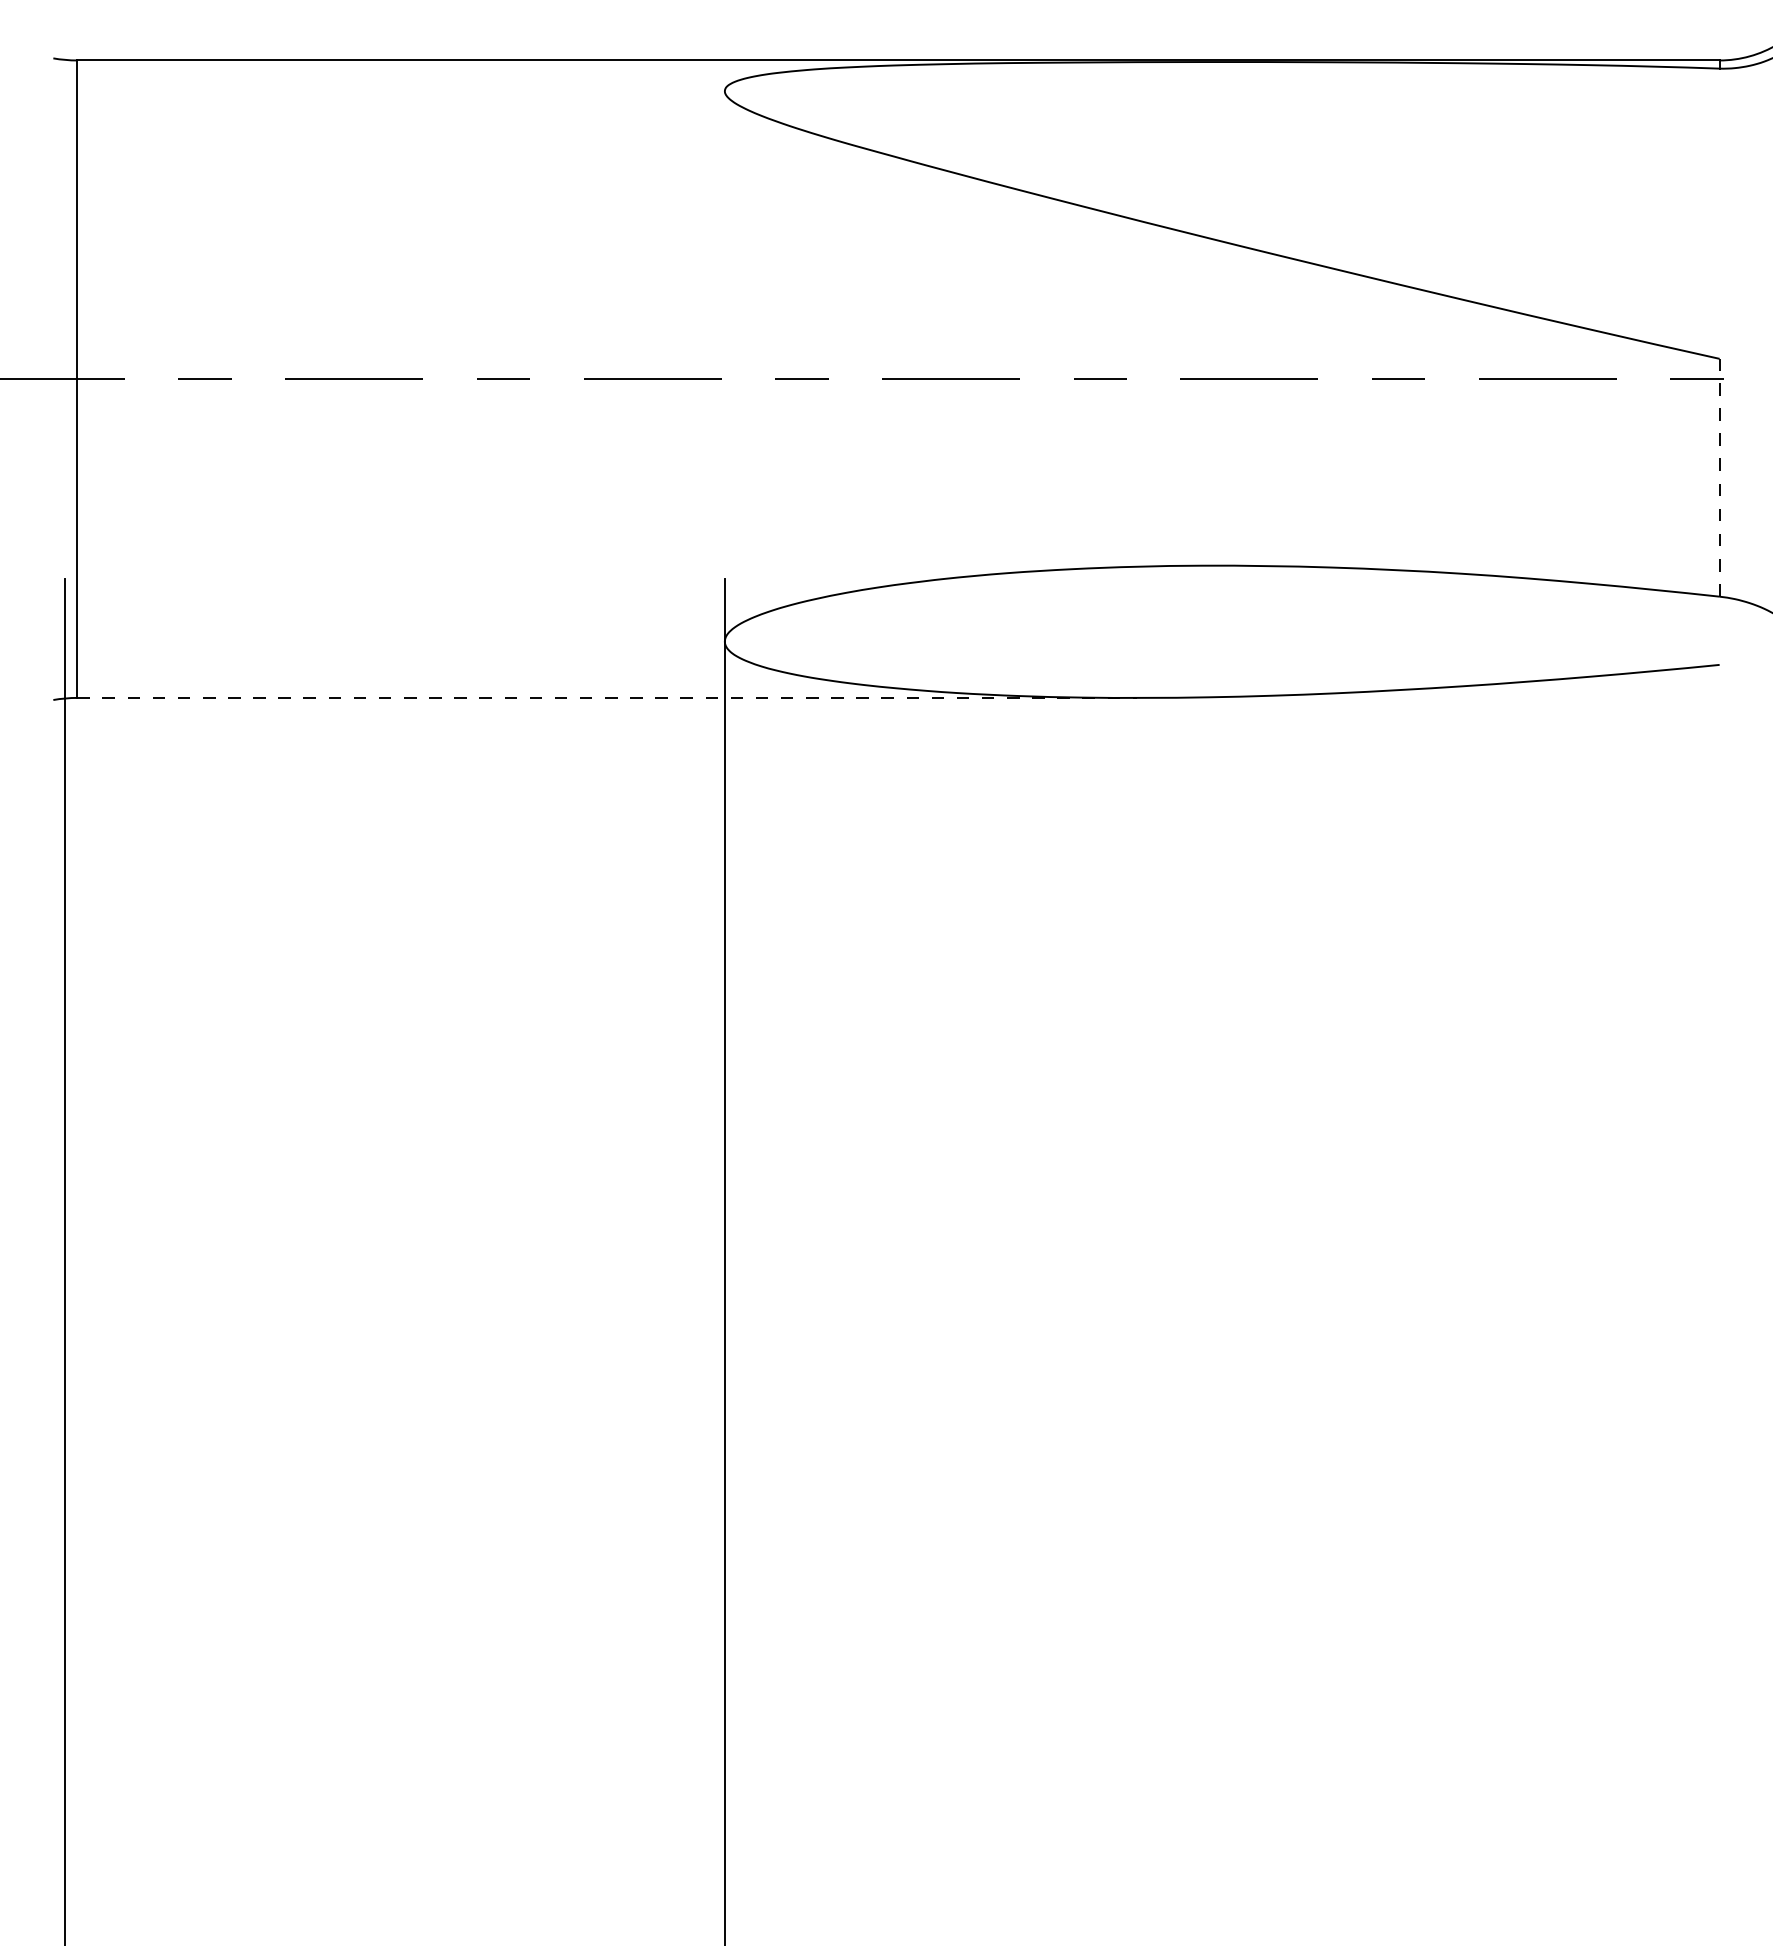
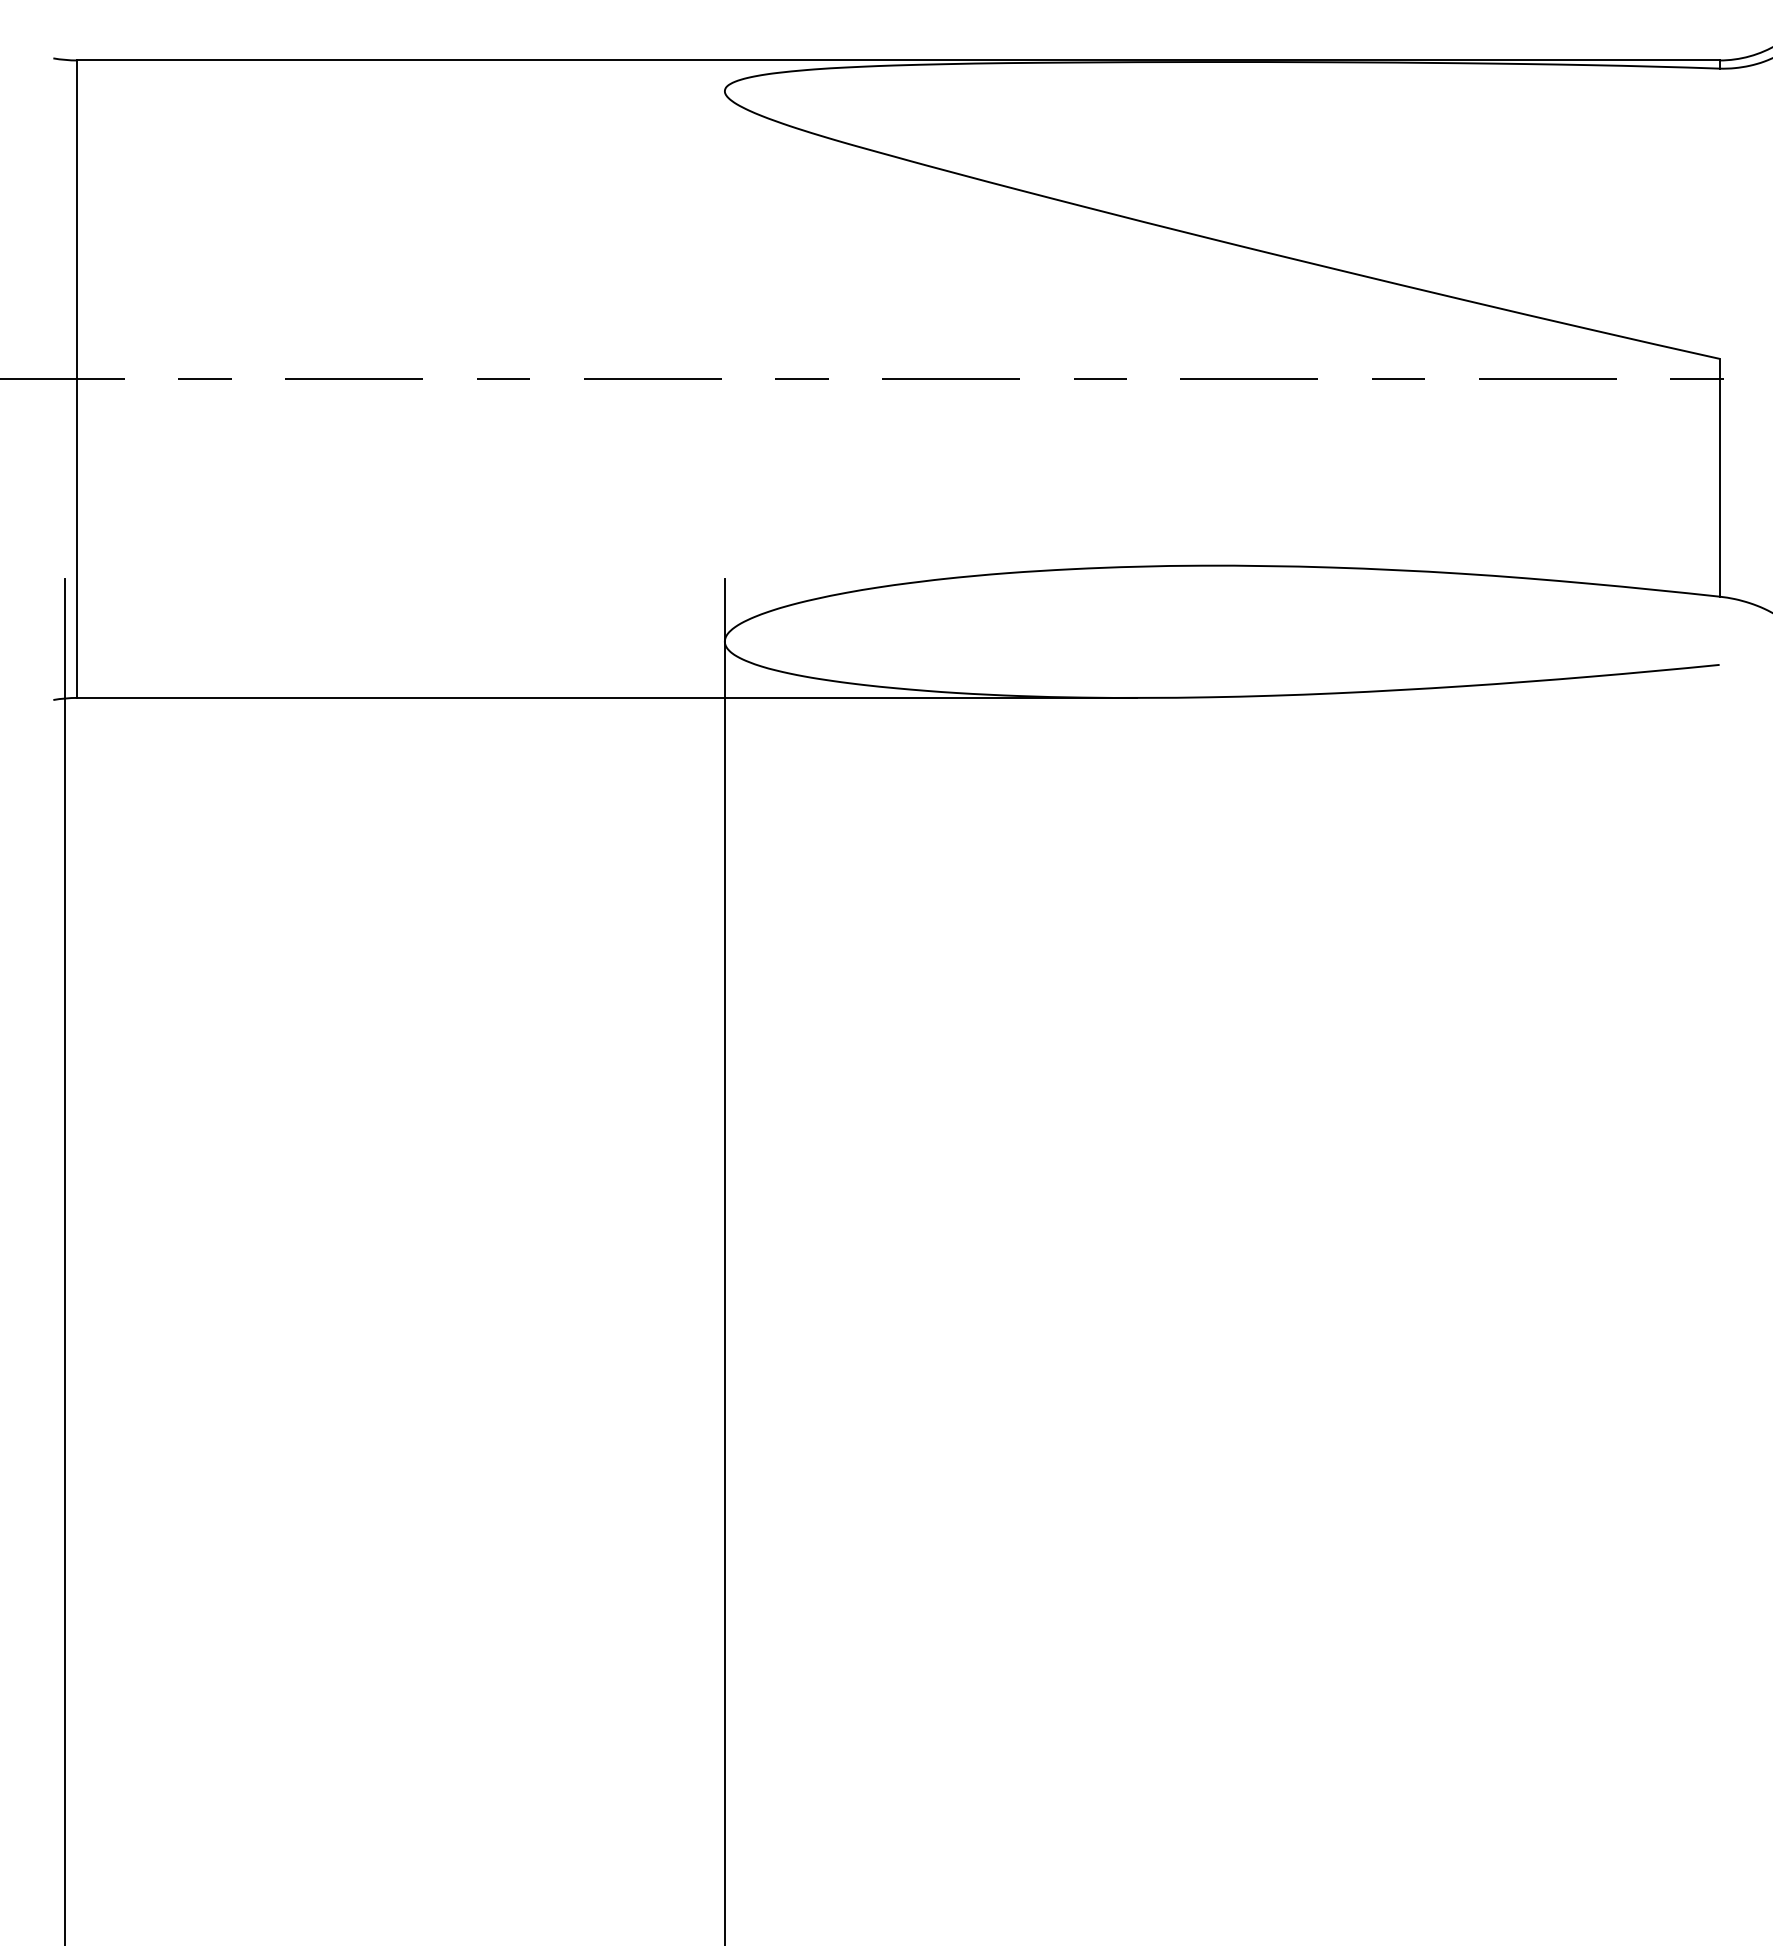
line: dashed -> solid (1719, 477)
line: dashed -> solid (606, 697)
